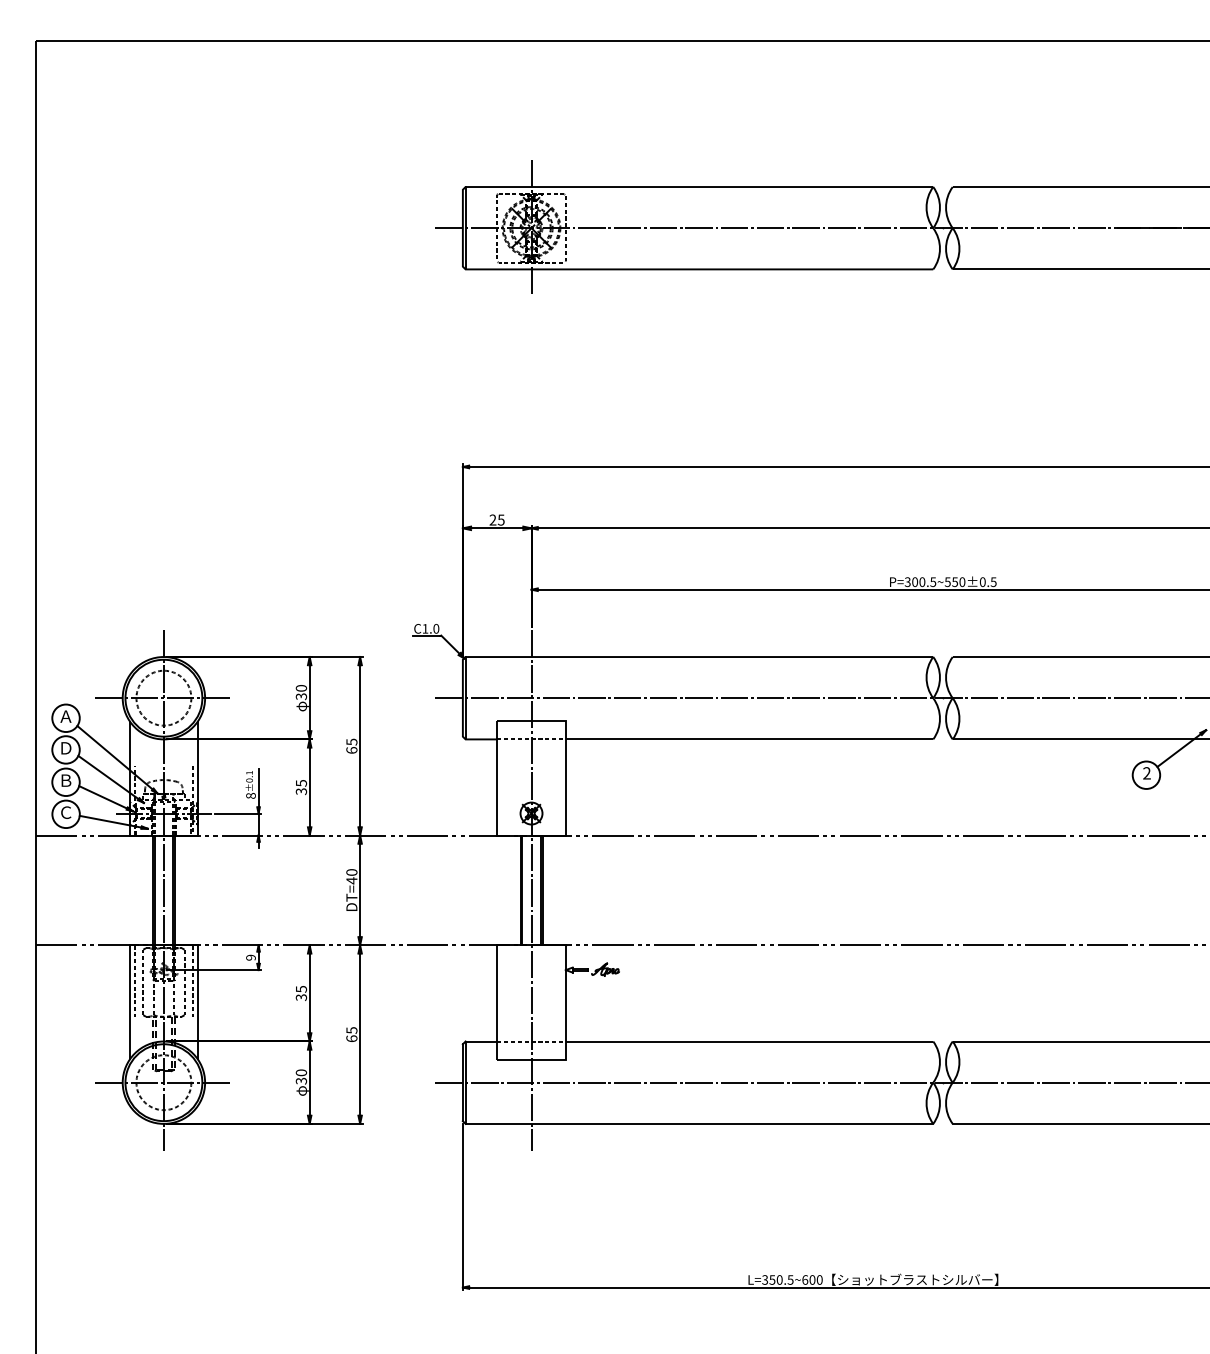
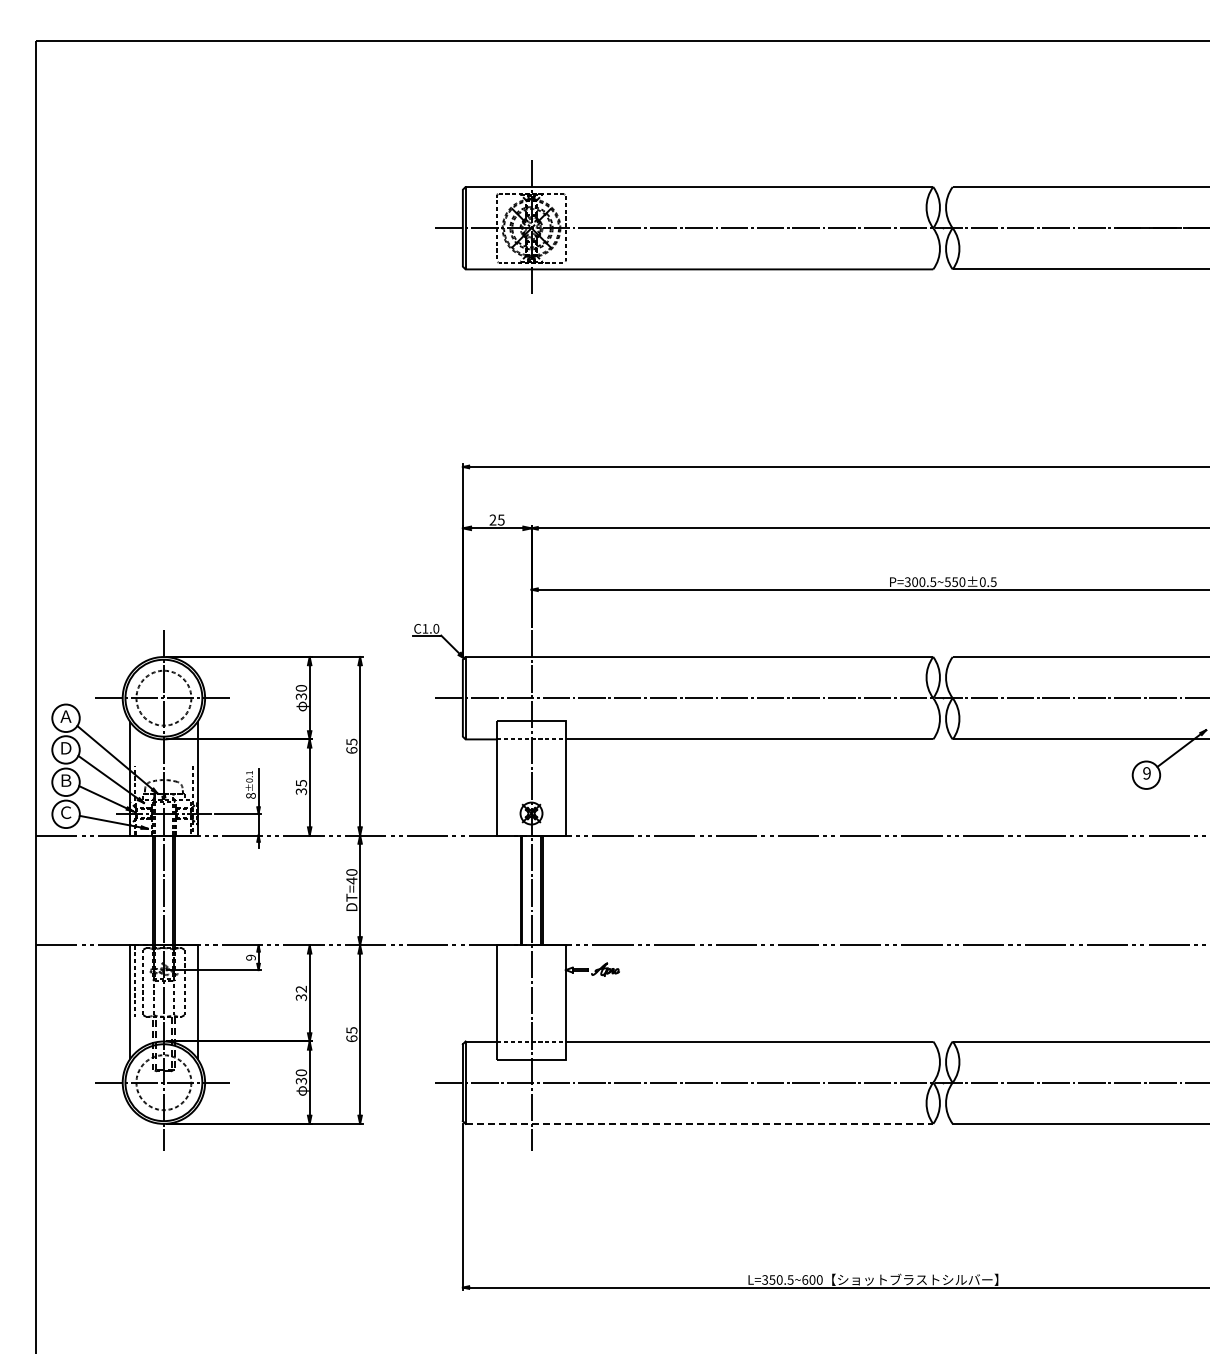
text: 2 -> 9 (1146, 773)
line: present -> none (192, 981)
text: 35 -> 32 (301, 988)
line: solid -> dashed (699, 1123)
